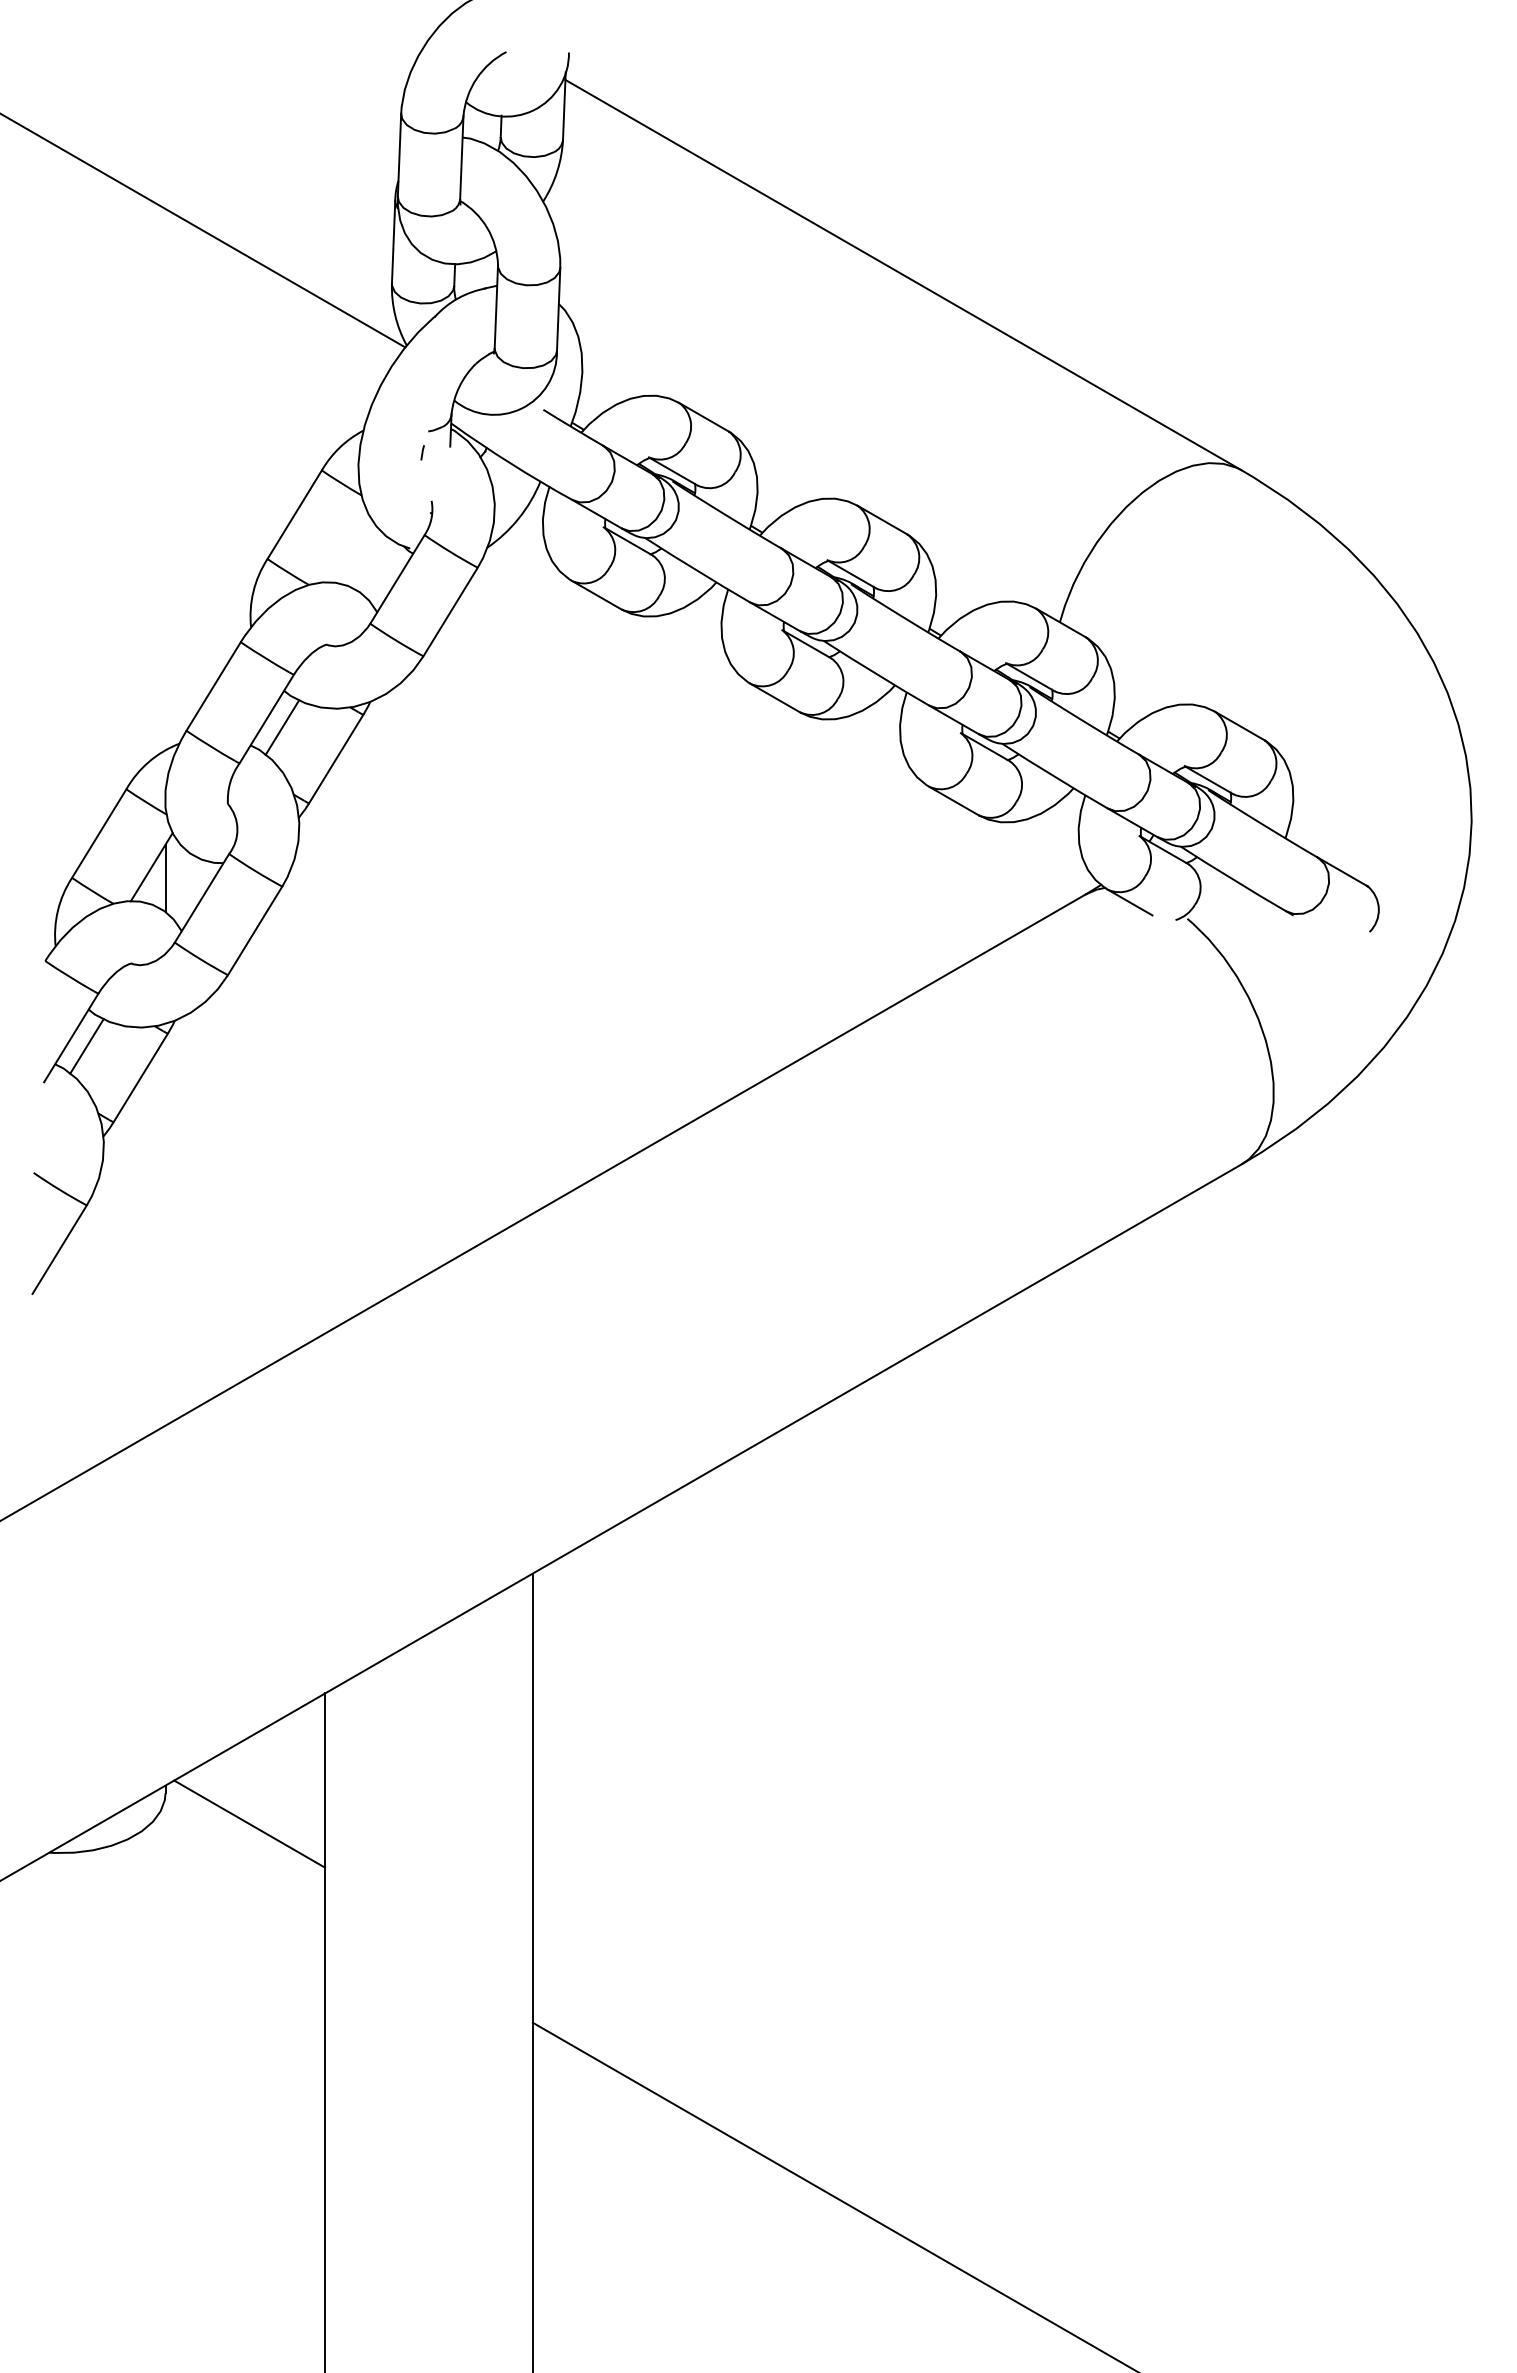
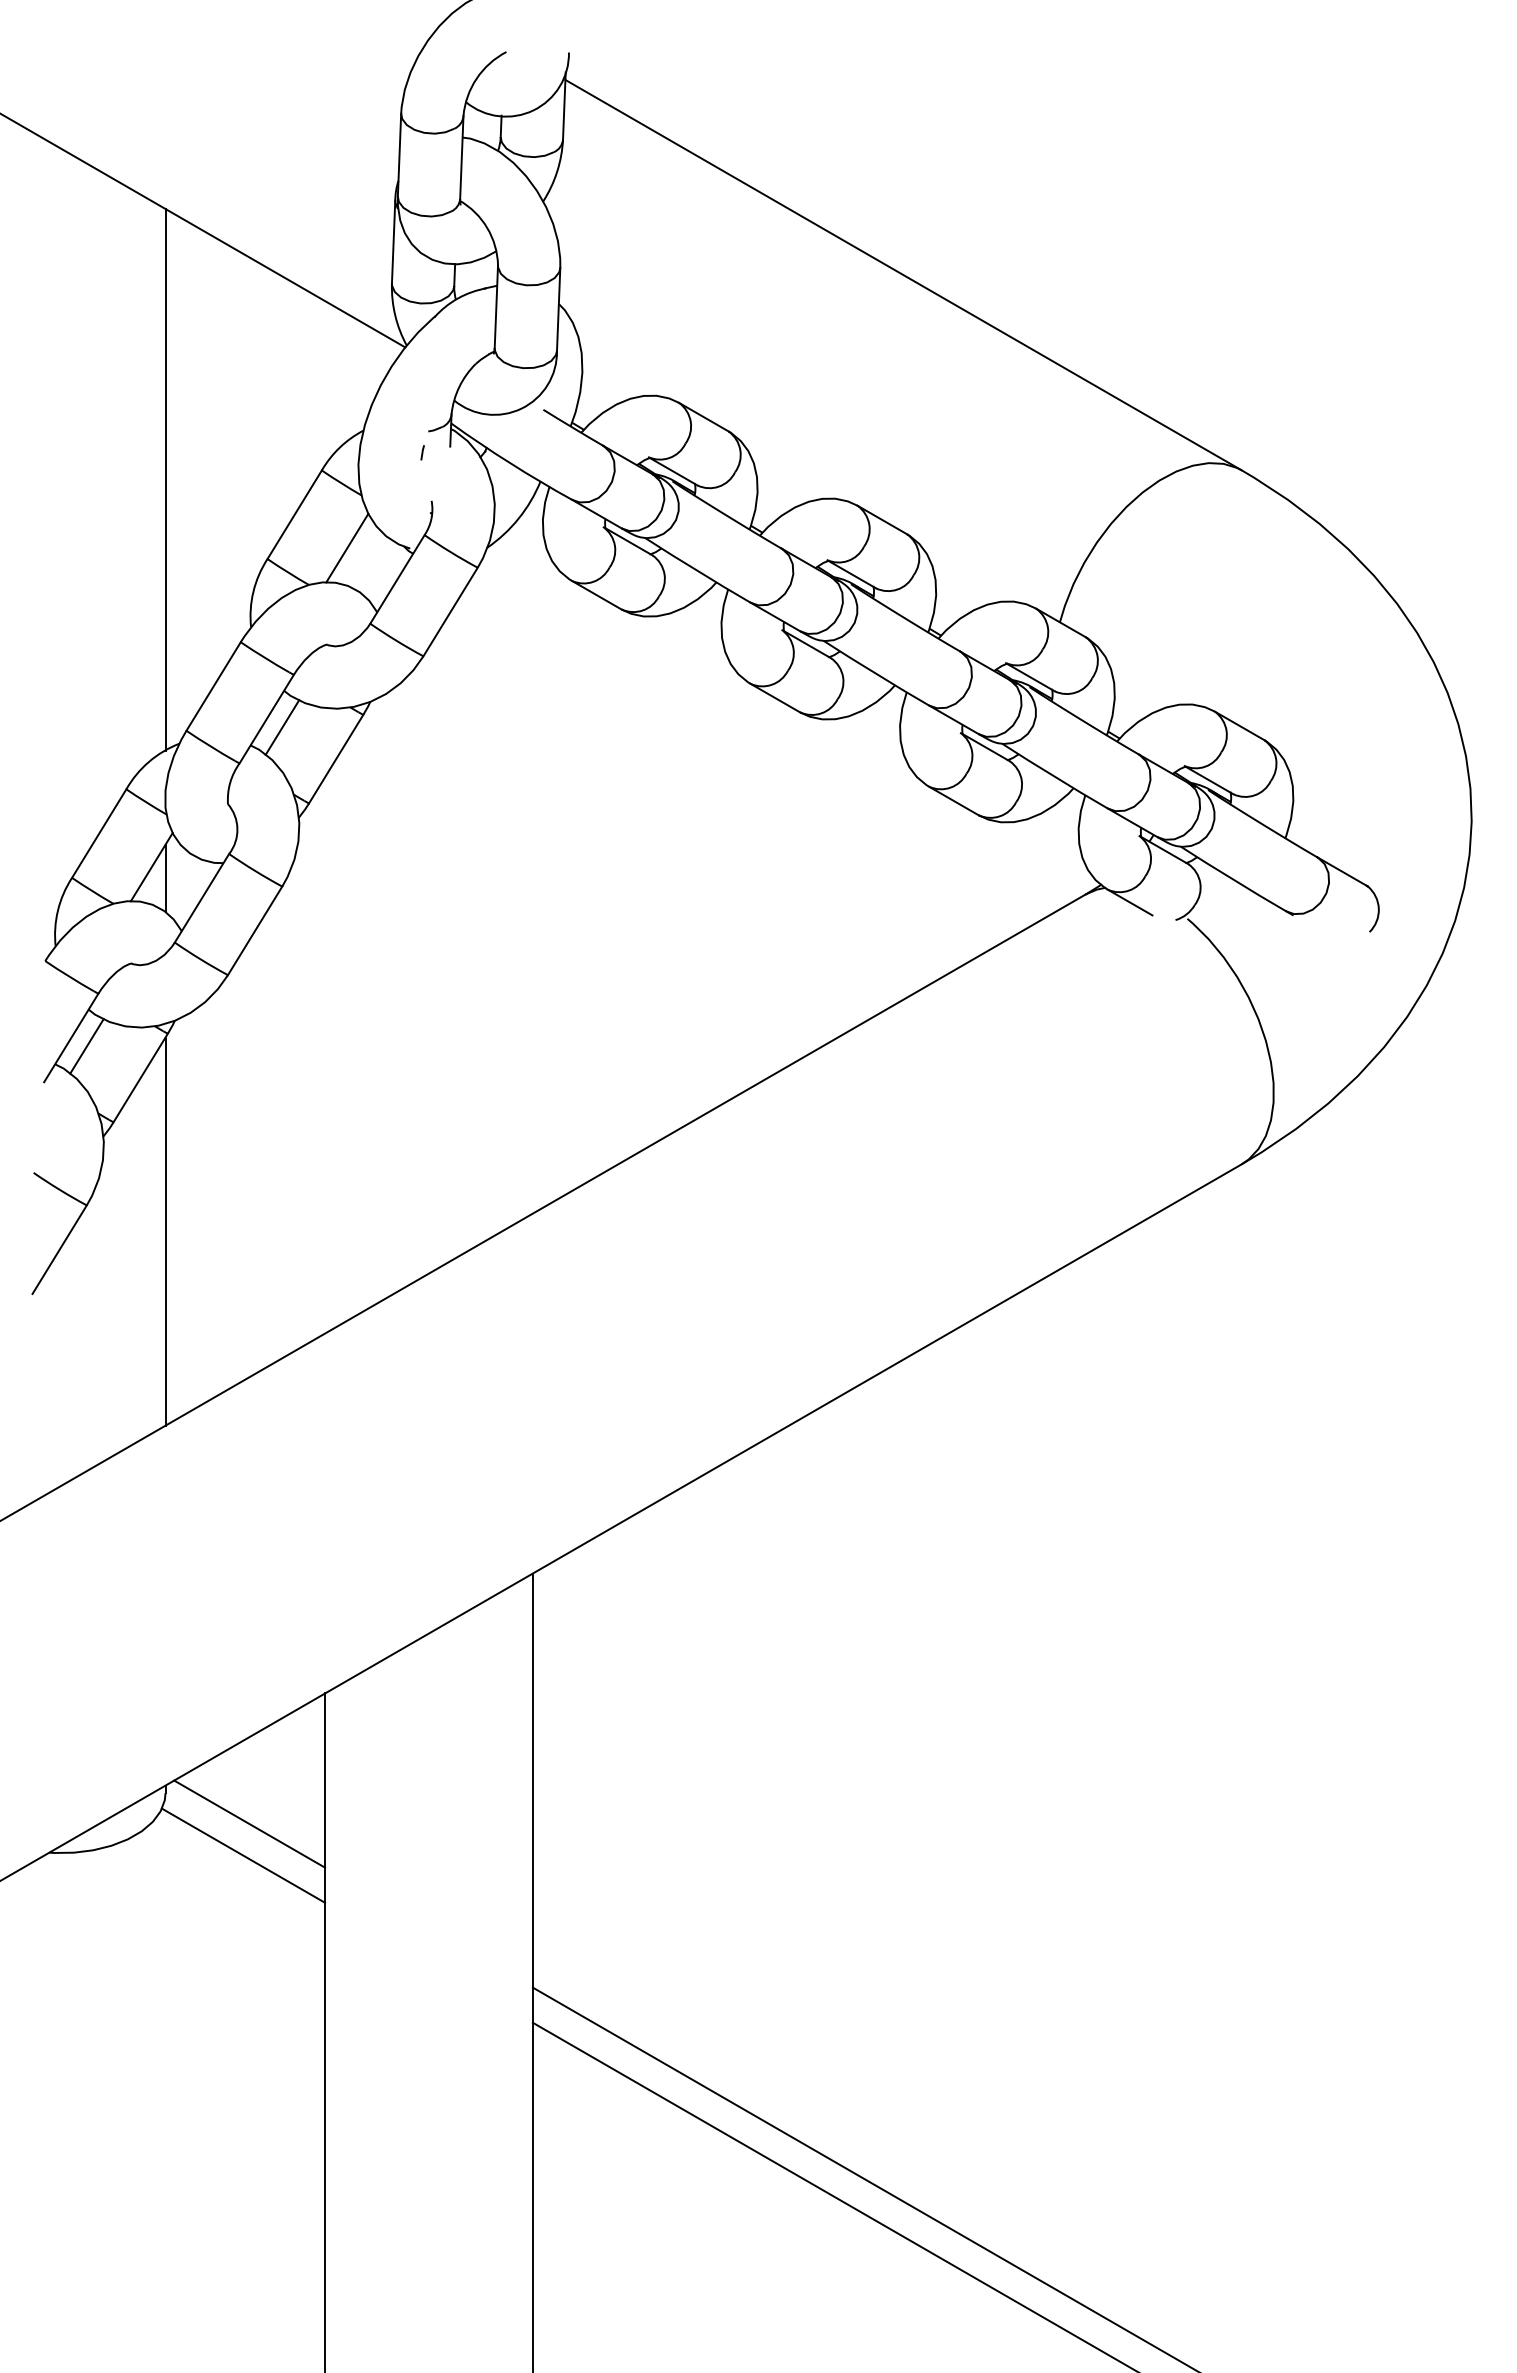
line: none -> present (165, 479)
line: none -> present (347, 547)
line: none -> present (165, 1231)
line: none -> present (243, 1855)
line: none -> present (863, 2178)
